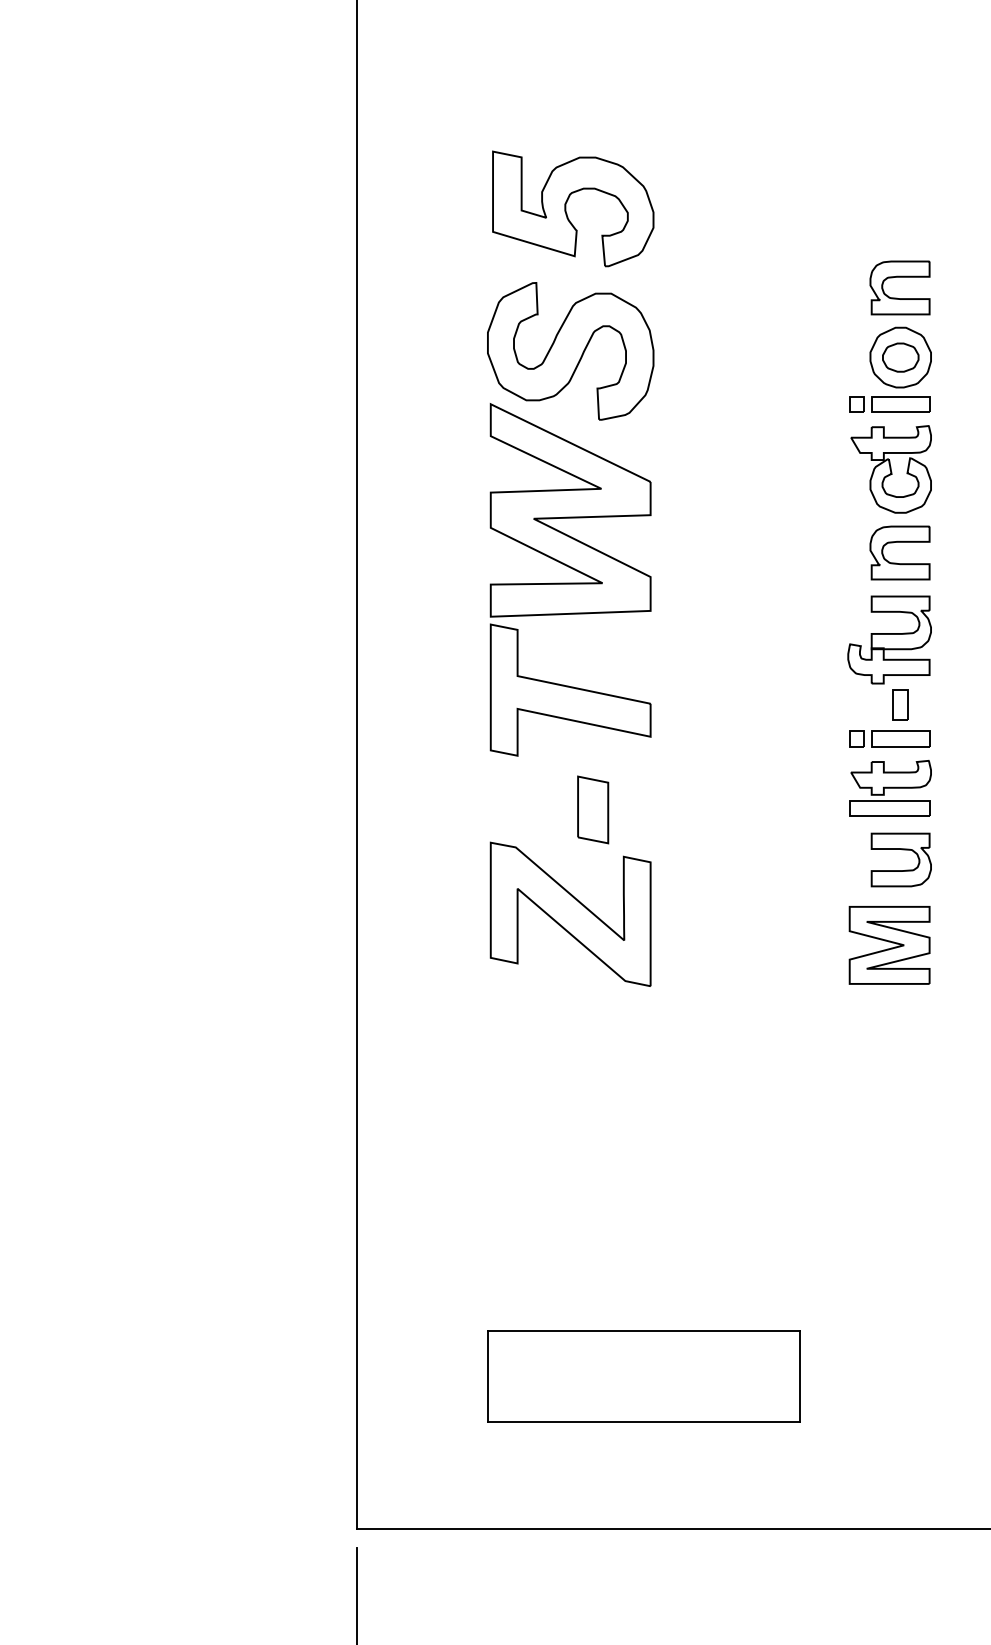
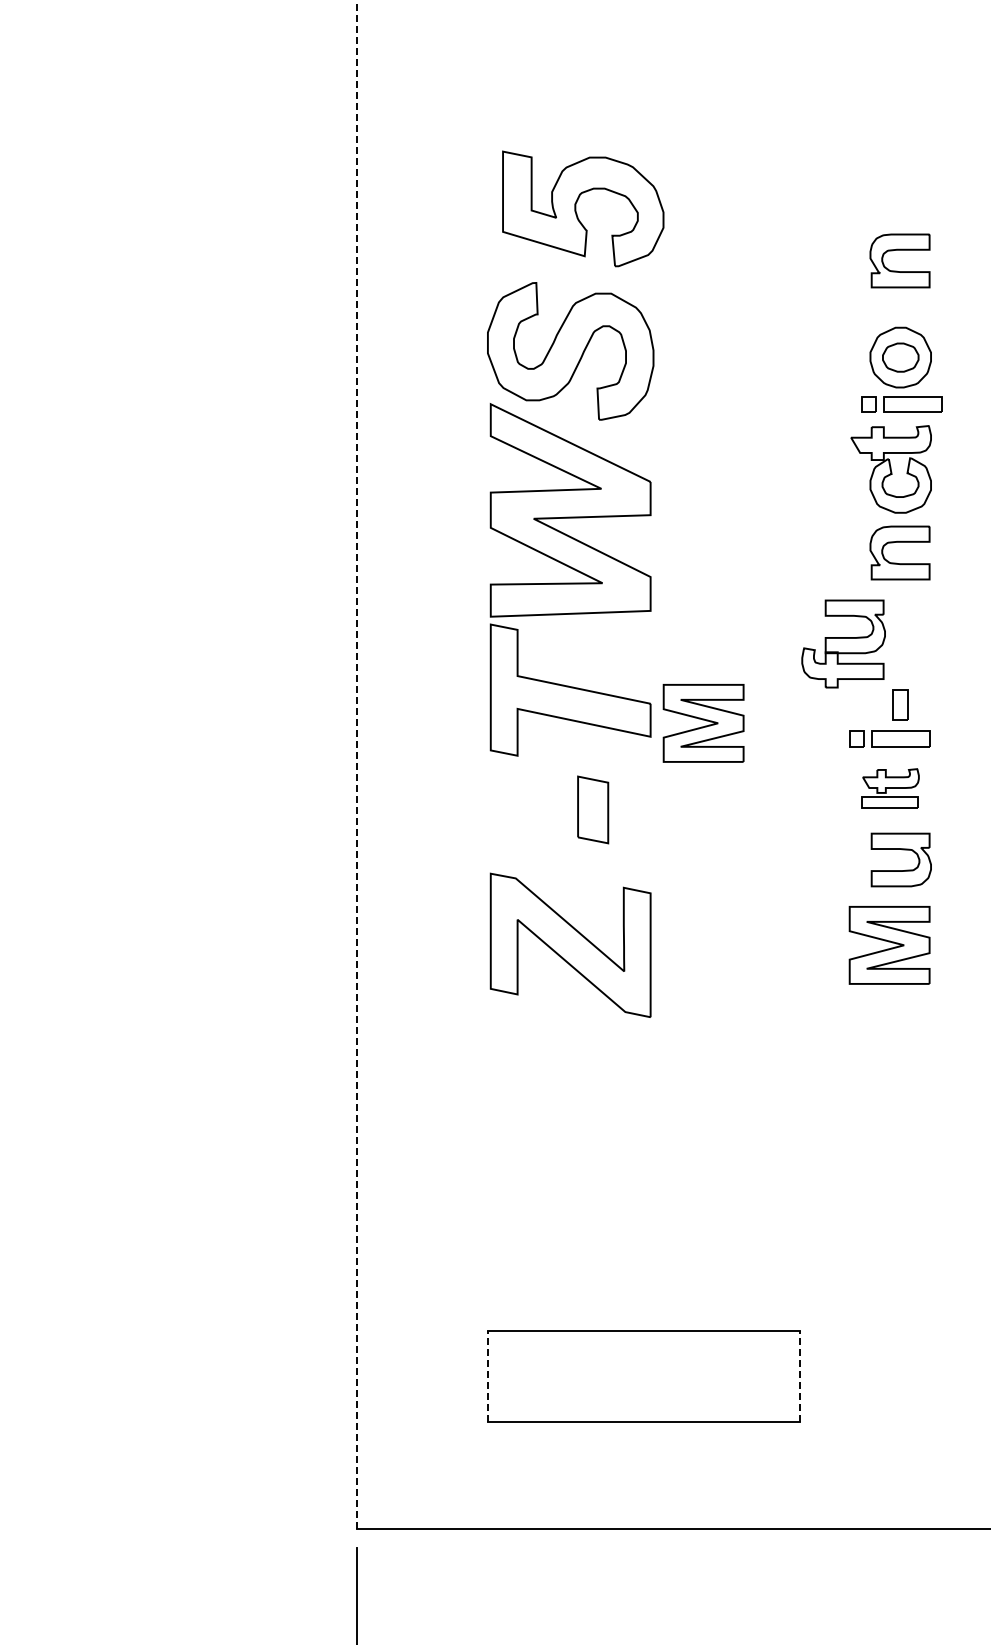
part position: (566, 208) -> (576, 208) (576, 208)
part position: (899, 277) -> (899, 250) (899, 250)
part position: (889, 404) -> (901, 404) (901, 404)
part position: (889, 639) -> (843, 643) (843, 643)
part: none -> present (703, 723)
line: solid -> dashed (357, 764)
part size: 83x57 px -> 59x41 px (890, 788)
part position: (570, 913) -> (570, 944) (570, 944)
line: solid -> dashed (487, 1375)
line: solid -> dashed (799, 1375)
